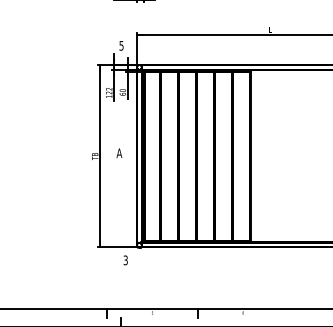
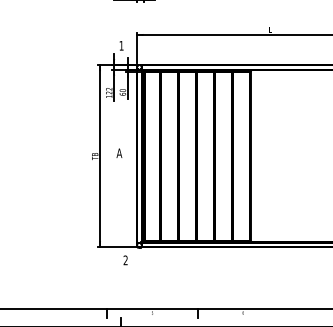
text: 5 -> 1 (121, 45)
text: 3 -> 2 (125, 260)
